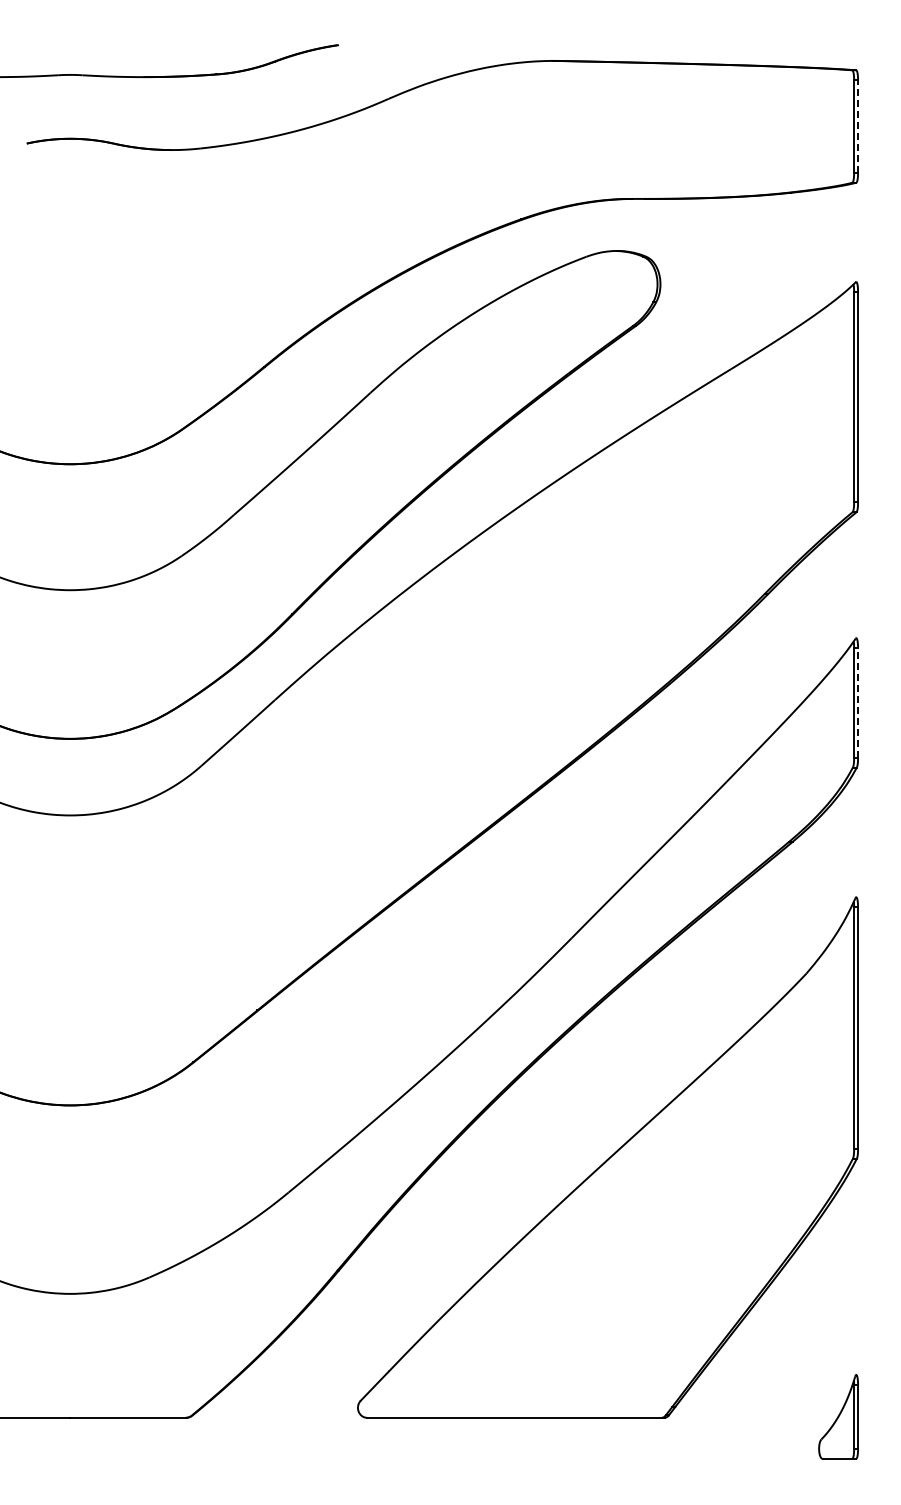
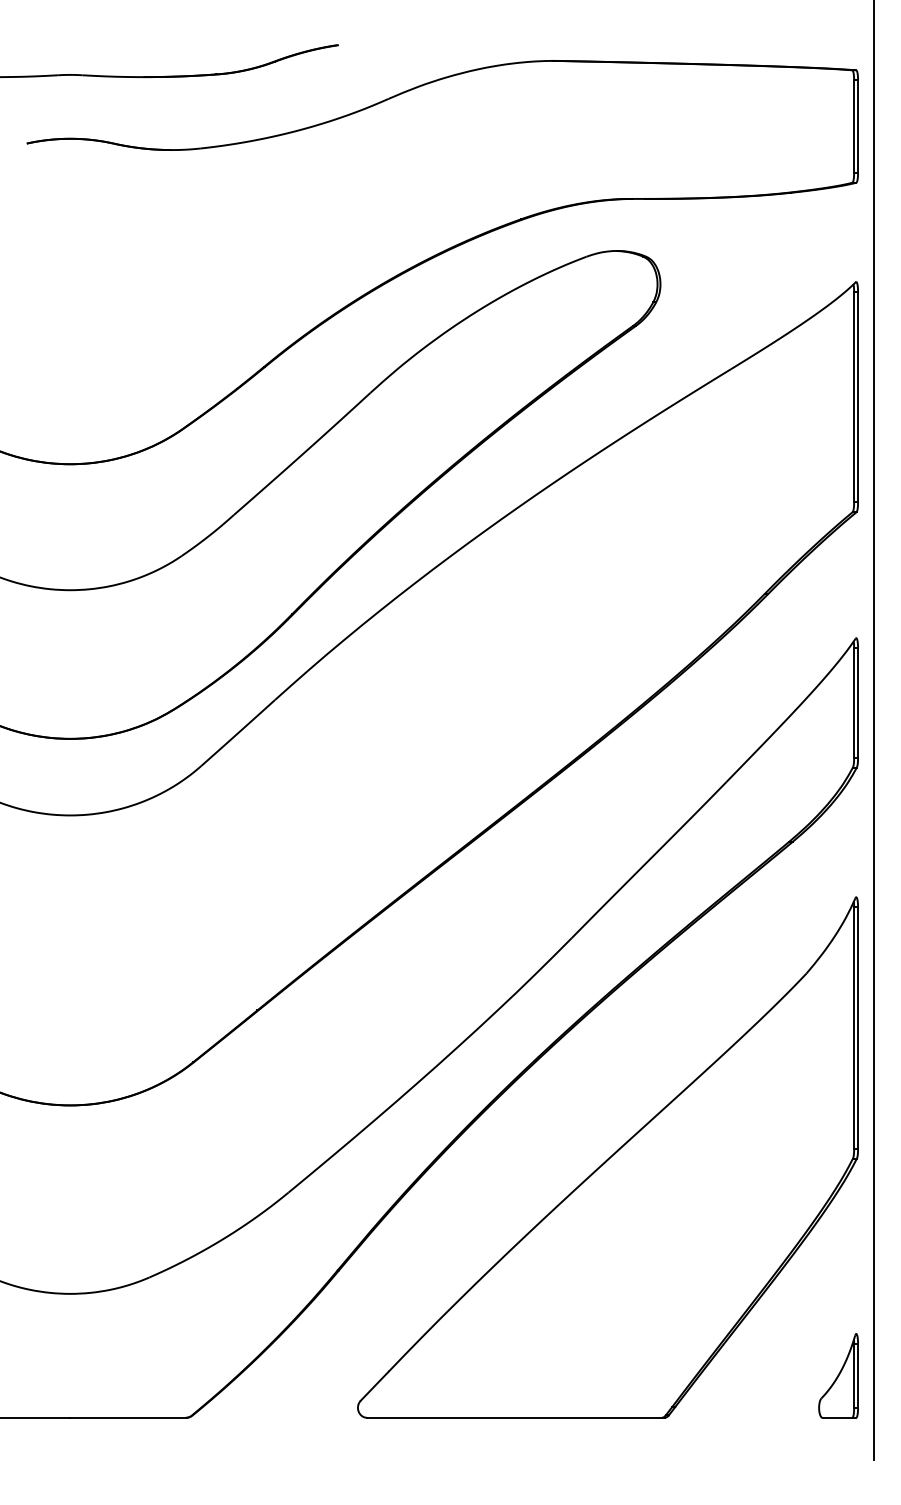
line: dashed -> solid (858, 126)
line: dashed -> solid (858, 703)
line: none -> present (874, 730)
part position: (838, 1416) -> (838, 1375) (838, 1375)
